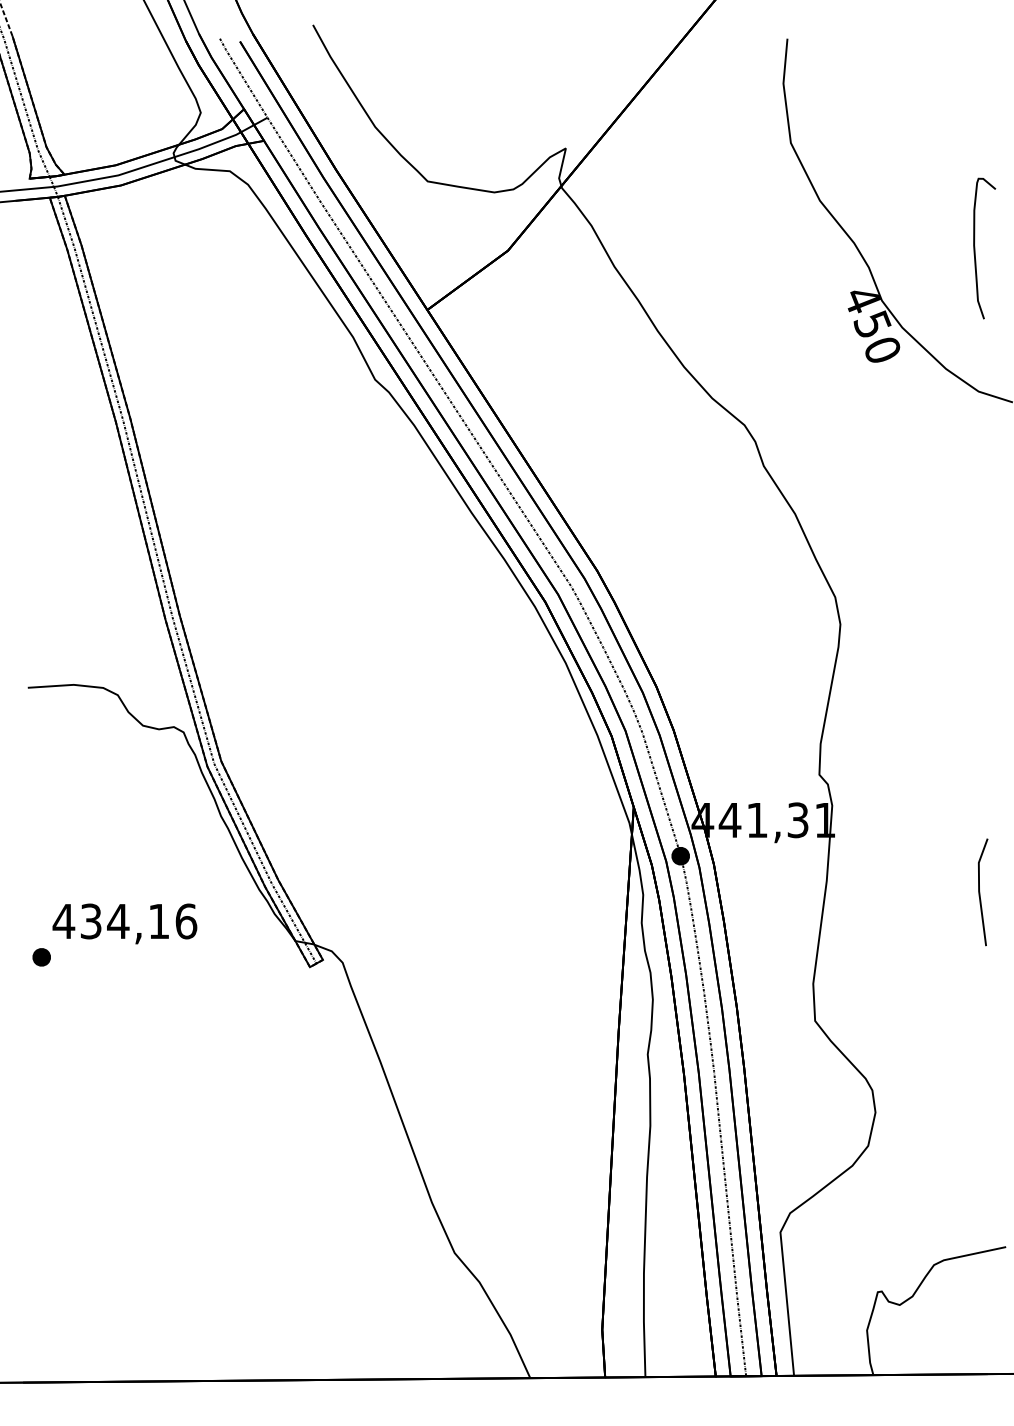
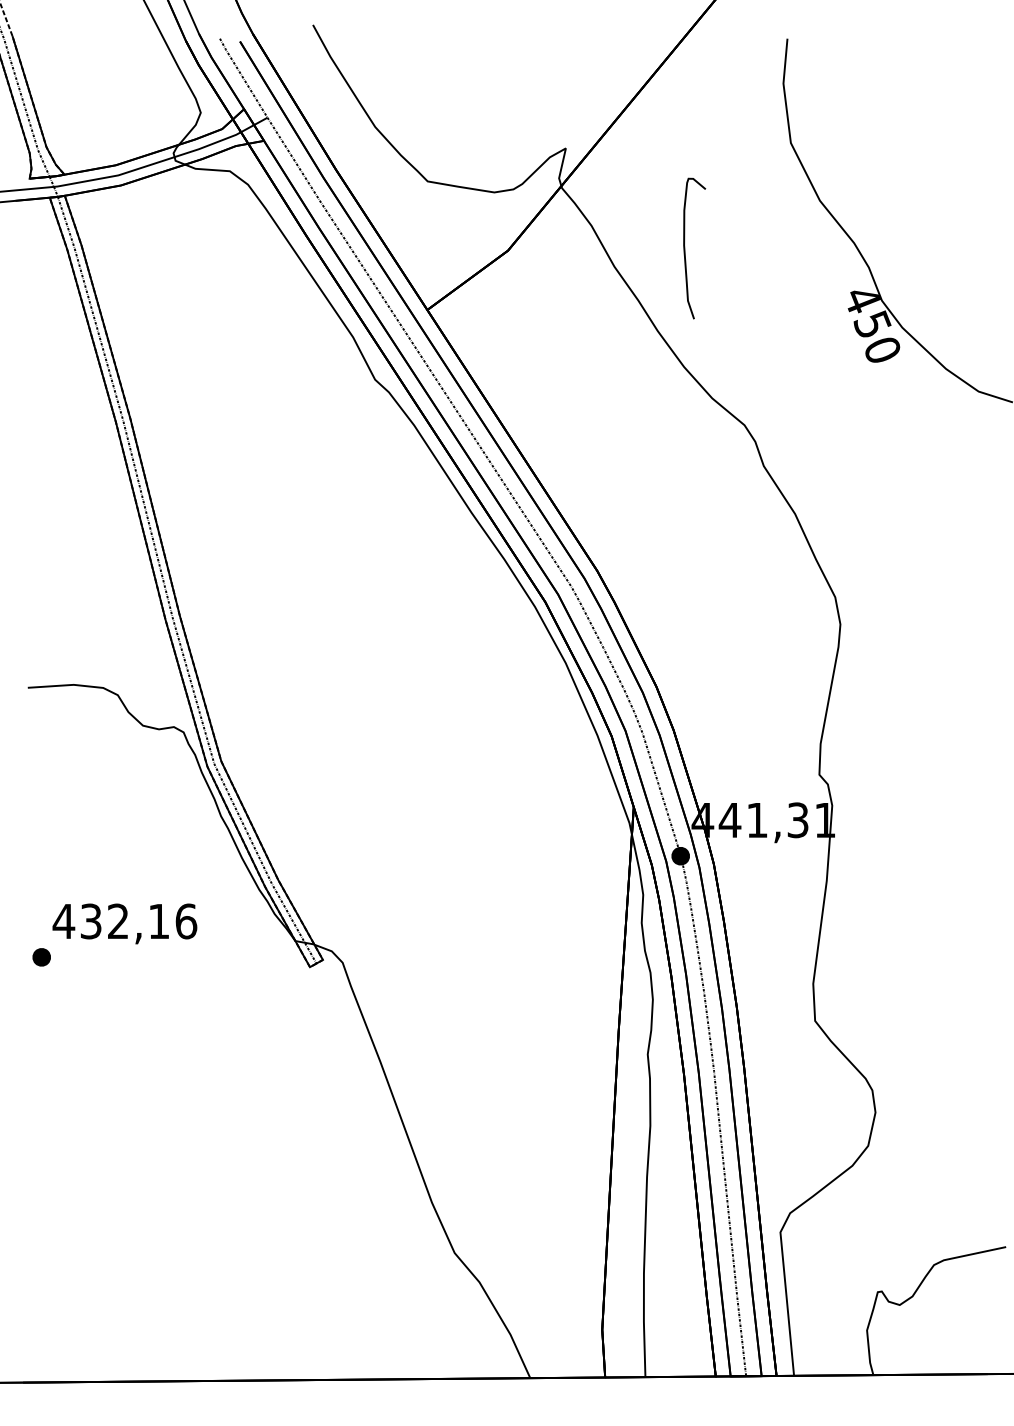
part position: (975, 248) -> (685, 248) (685, 248)
line: present -> none (980, 892)
text: 434,16 -> 432,16 (118, 920)
